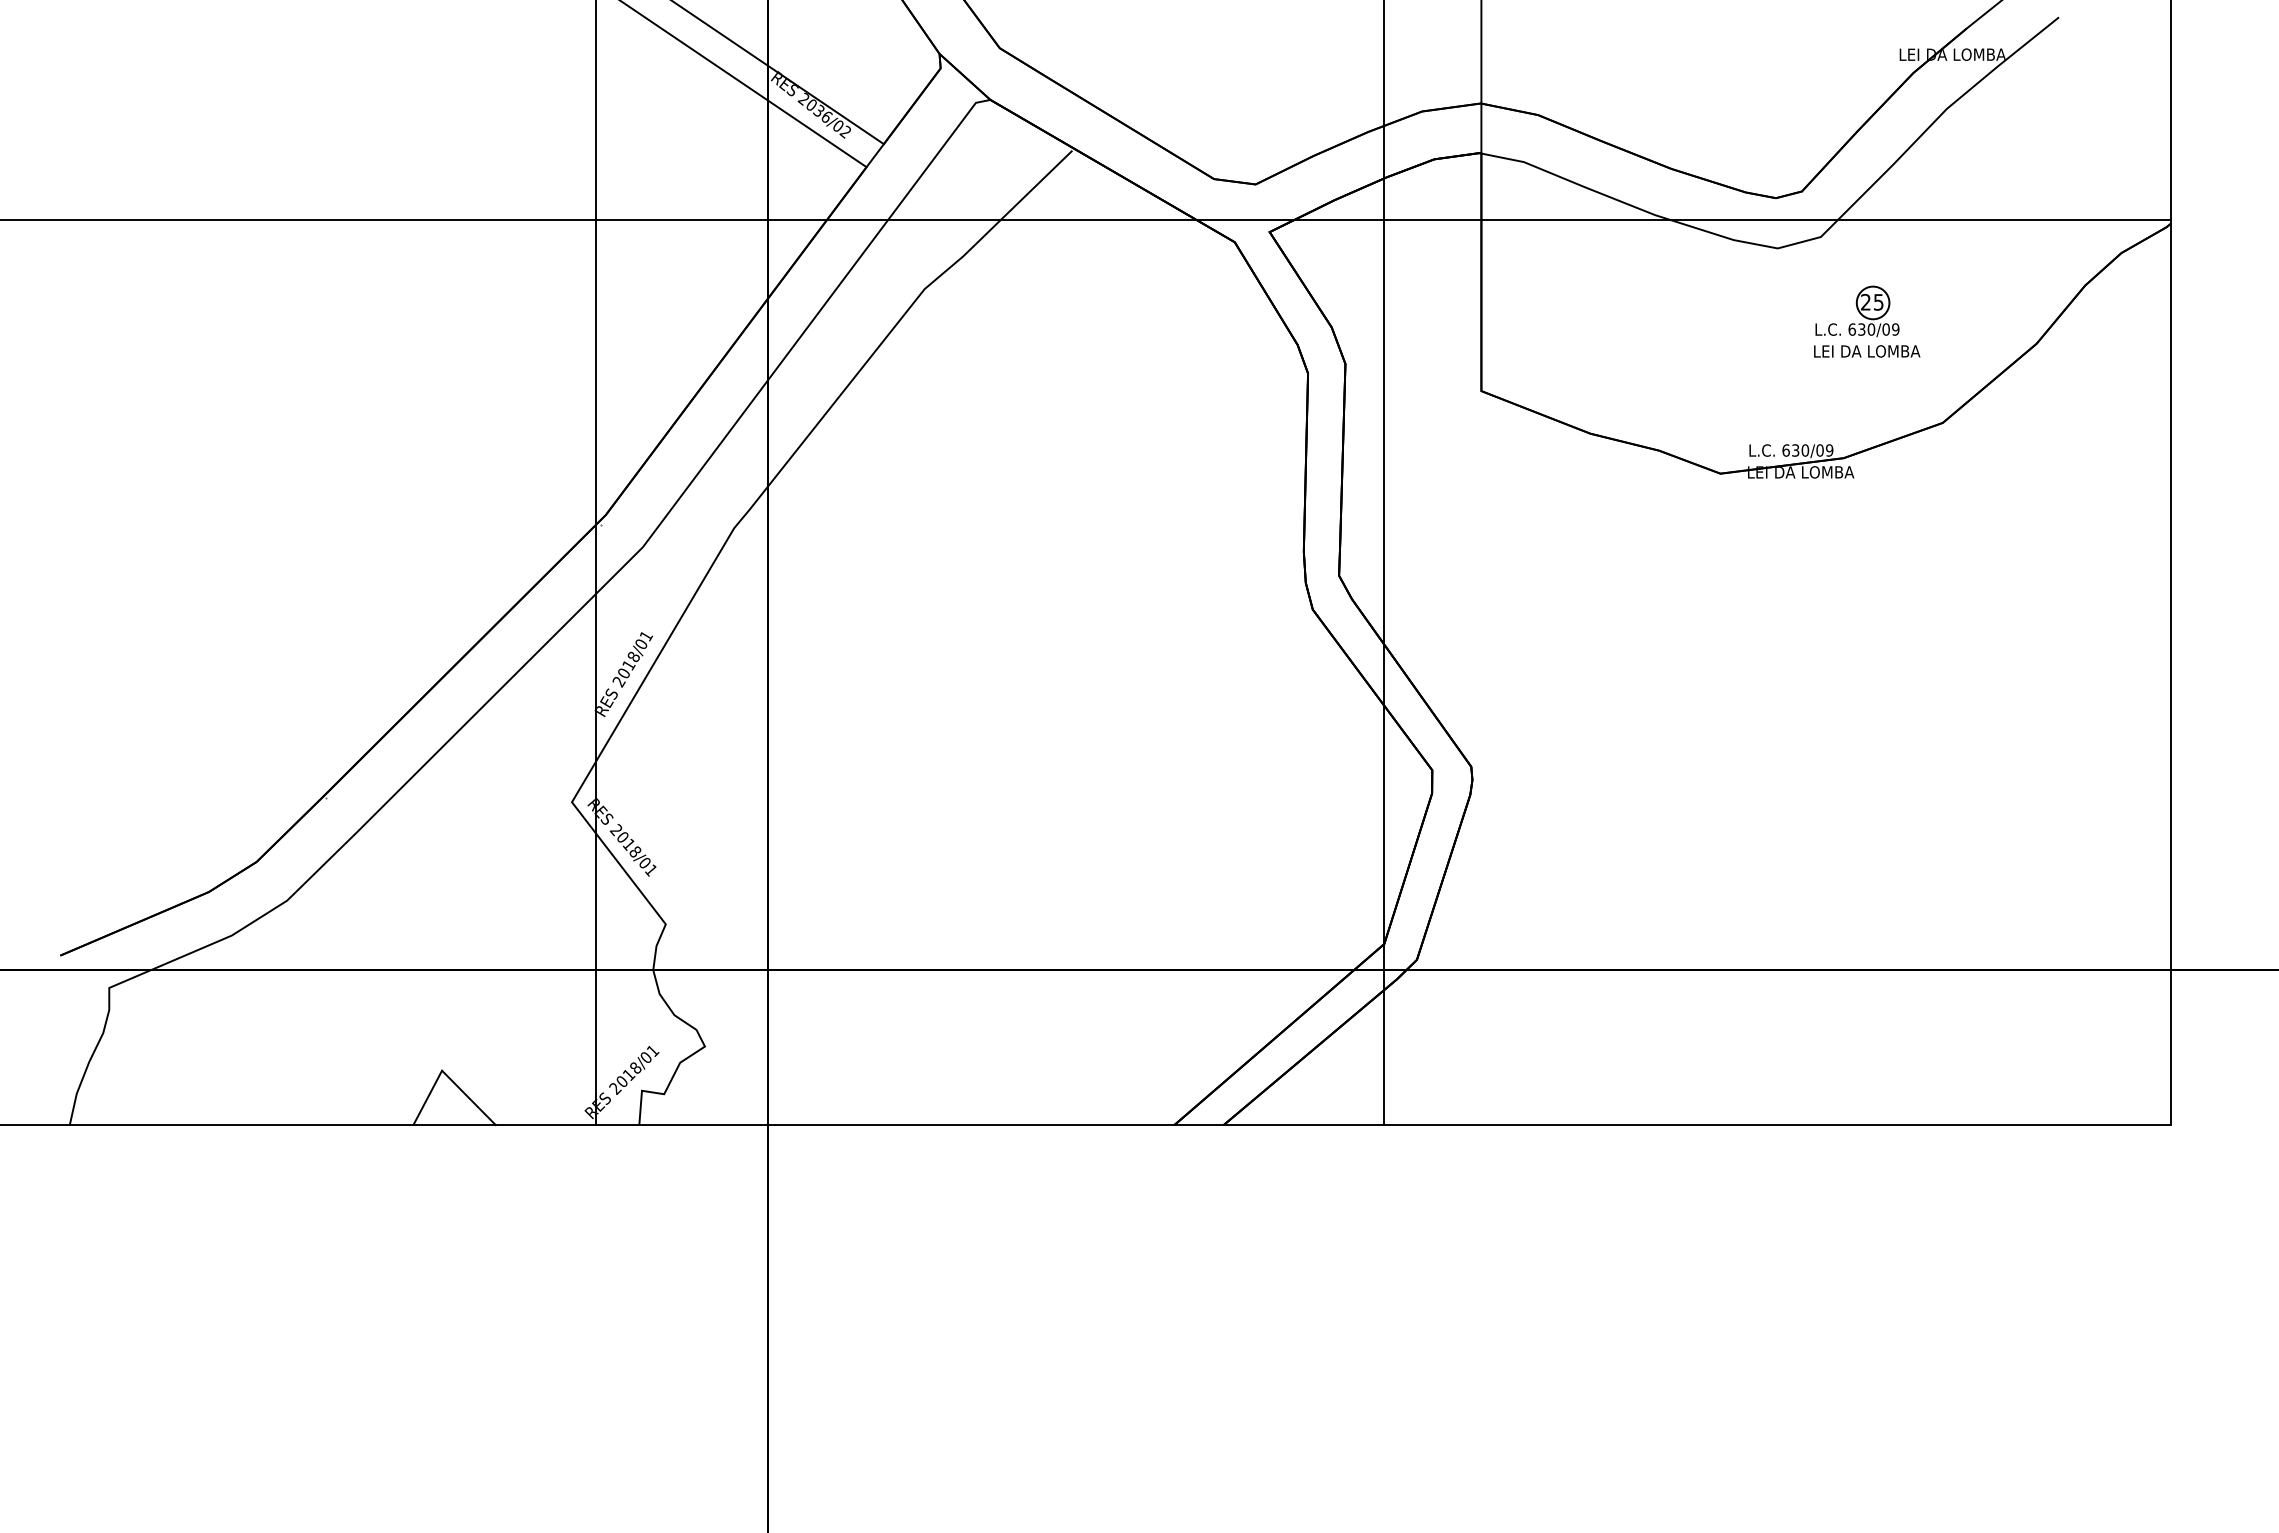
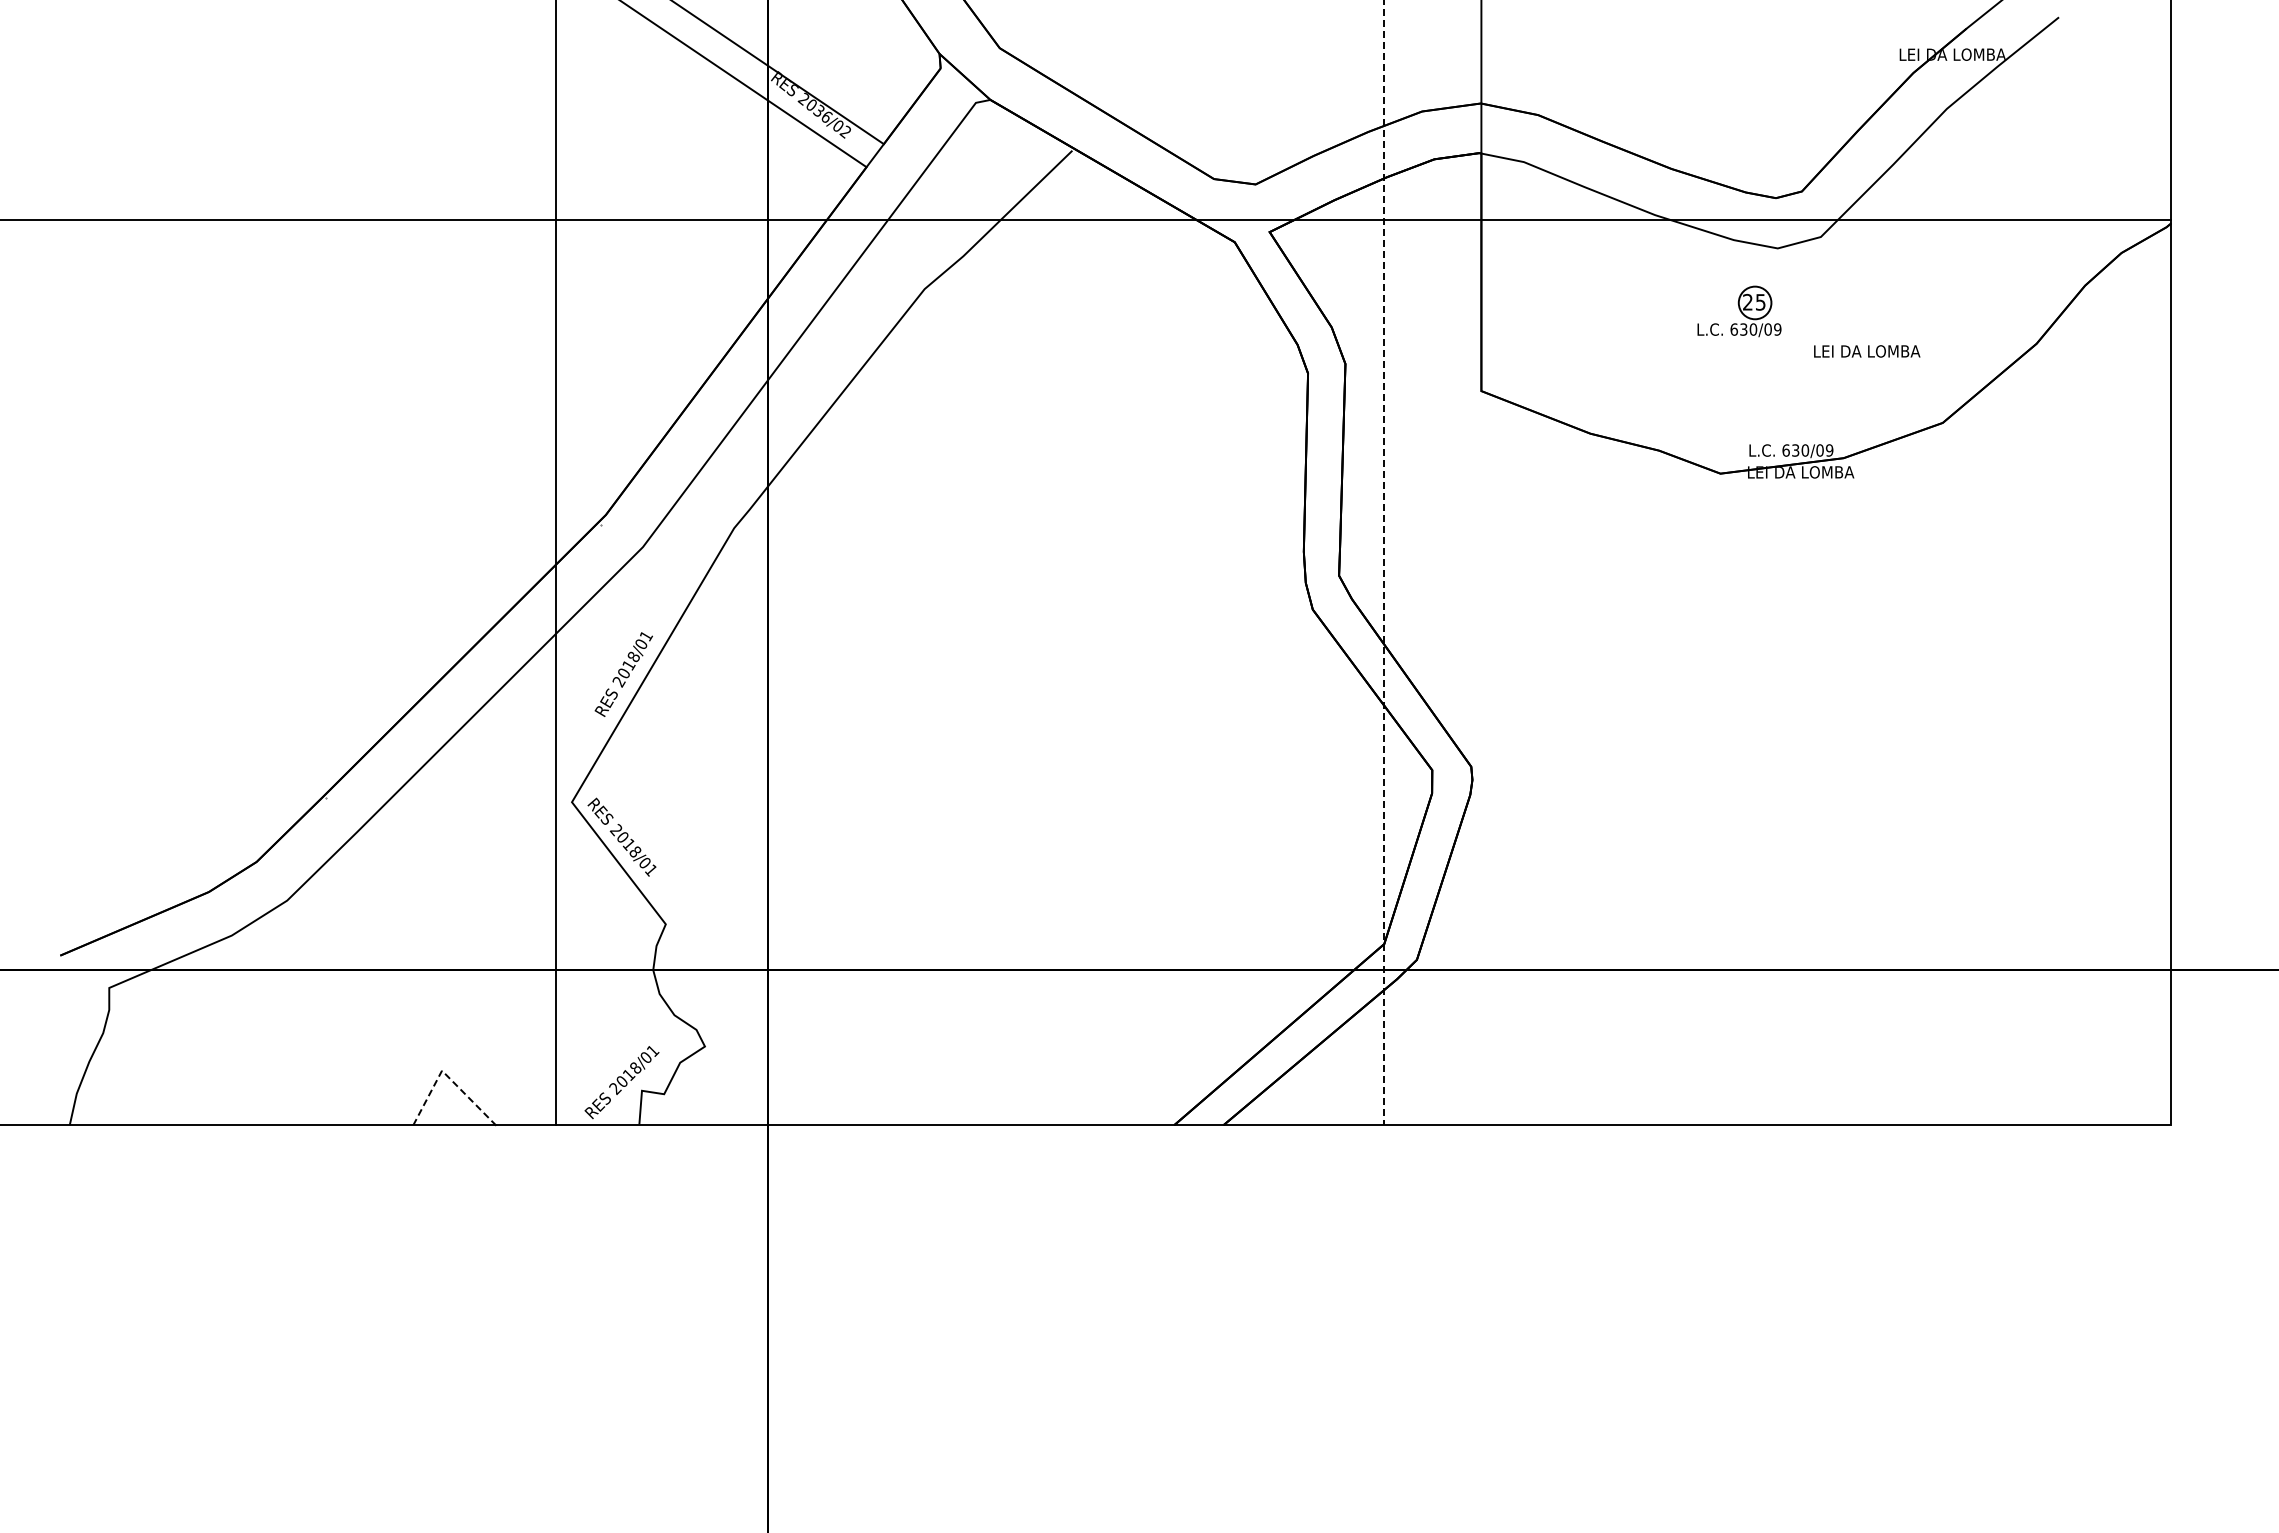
part position: (1857, 311) -> (1739, 311) (1739, 311)
line position: (595, 563) -> (555, 563) (555, 563)
line: solid -> dashed (1383, 563)
line: solid -> dashed (446, 1075)
